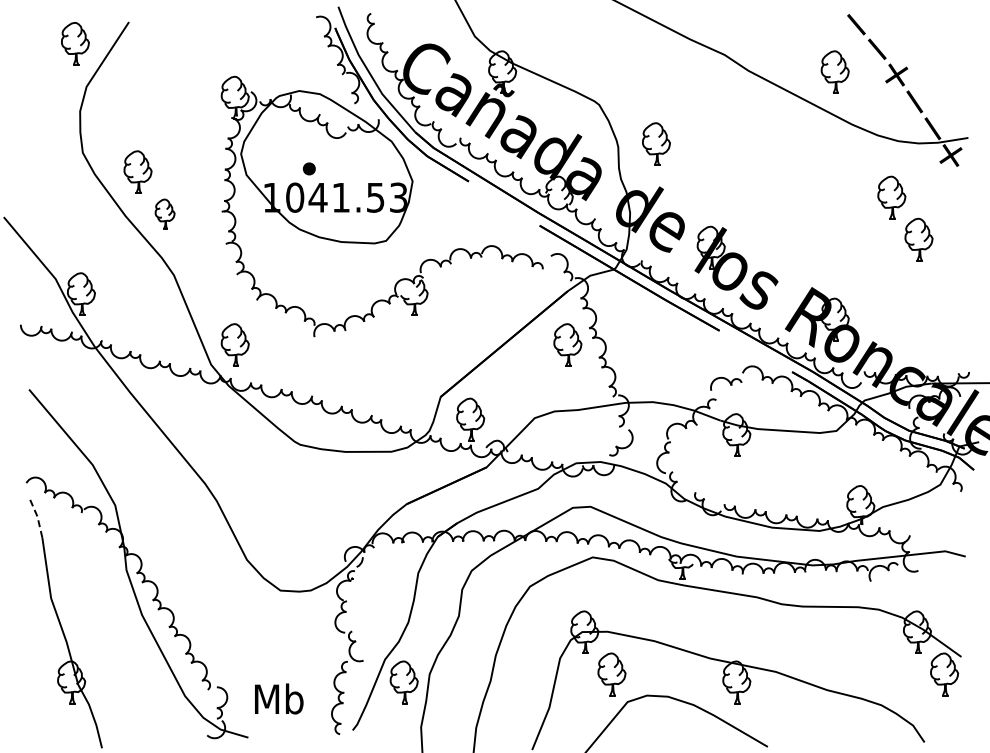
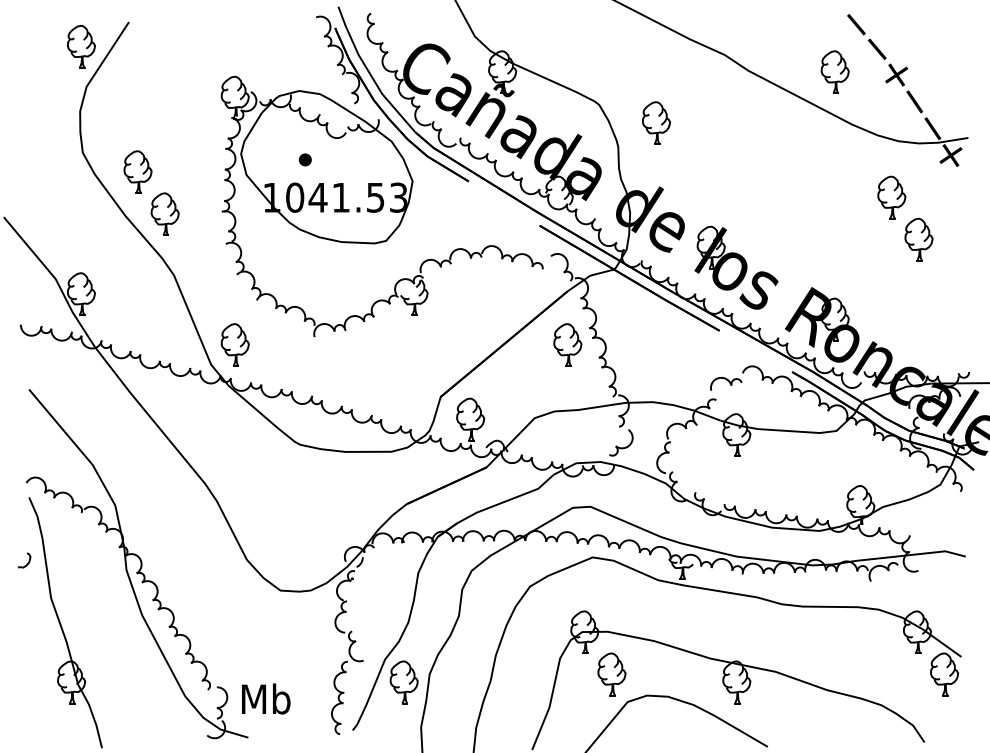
part position: (75, 43) -> (81, 46) (81, 46)
part position: (656, 143) -> (656, 122) (656, 122)
part position: (309, 168) -> (305, 159) (305, 159)
part size: 22x32 px -> 30x44 px (164, 213)
line: dashed -> solid (37, 516)
curve: none -> present (27, 562)
text position: (279, 698) -> (266, 698) (266, 698)
